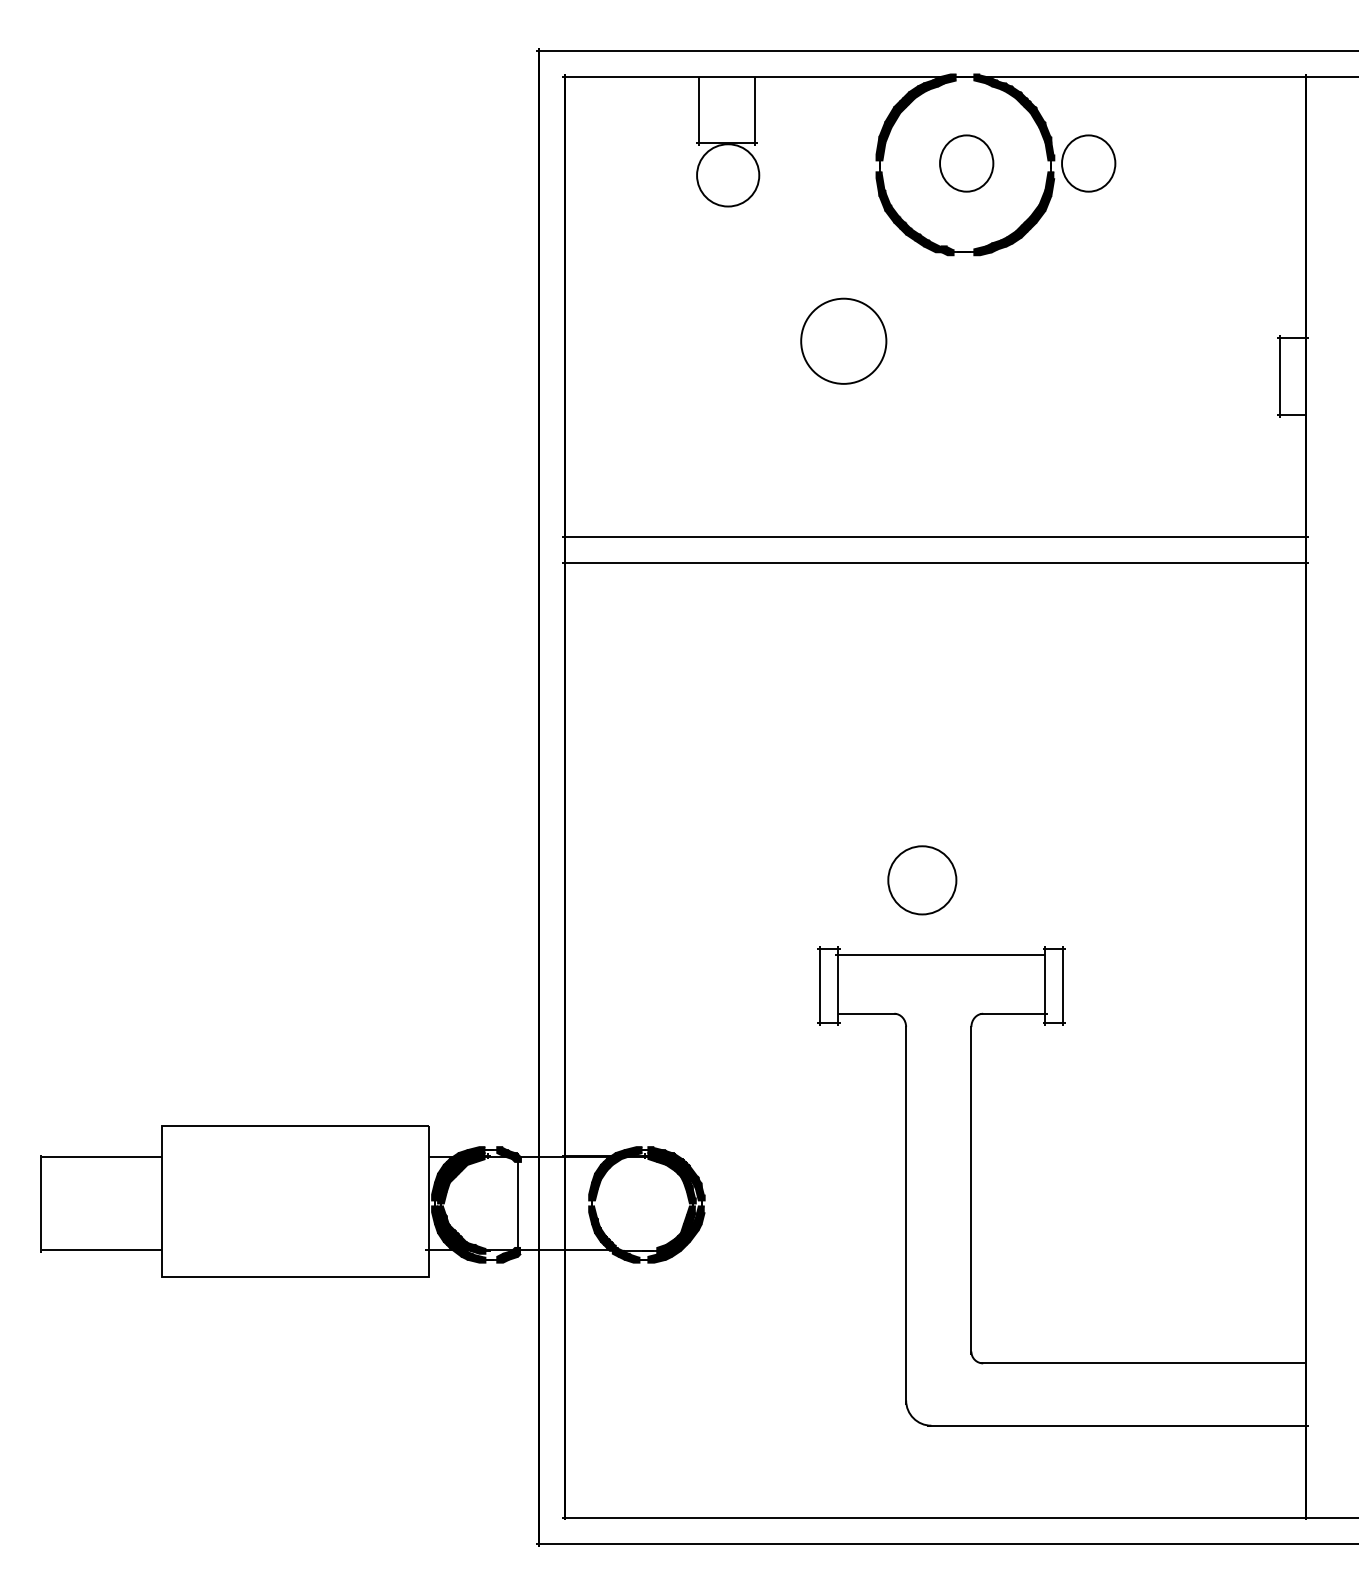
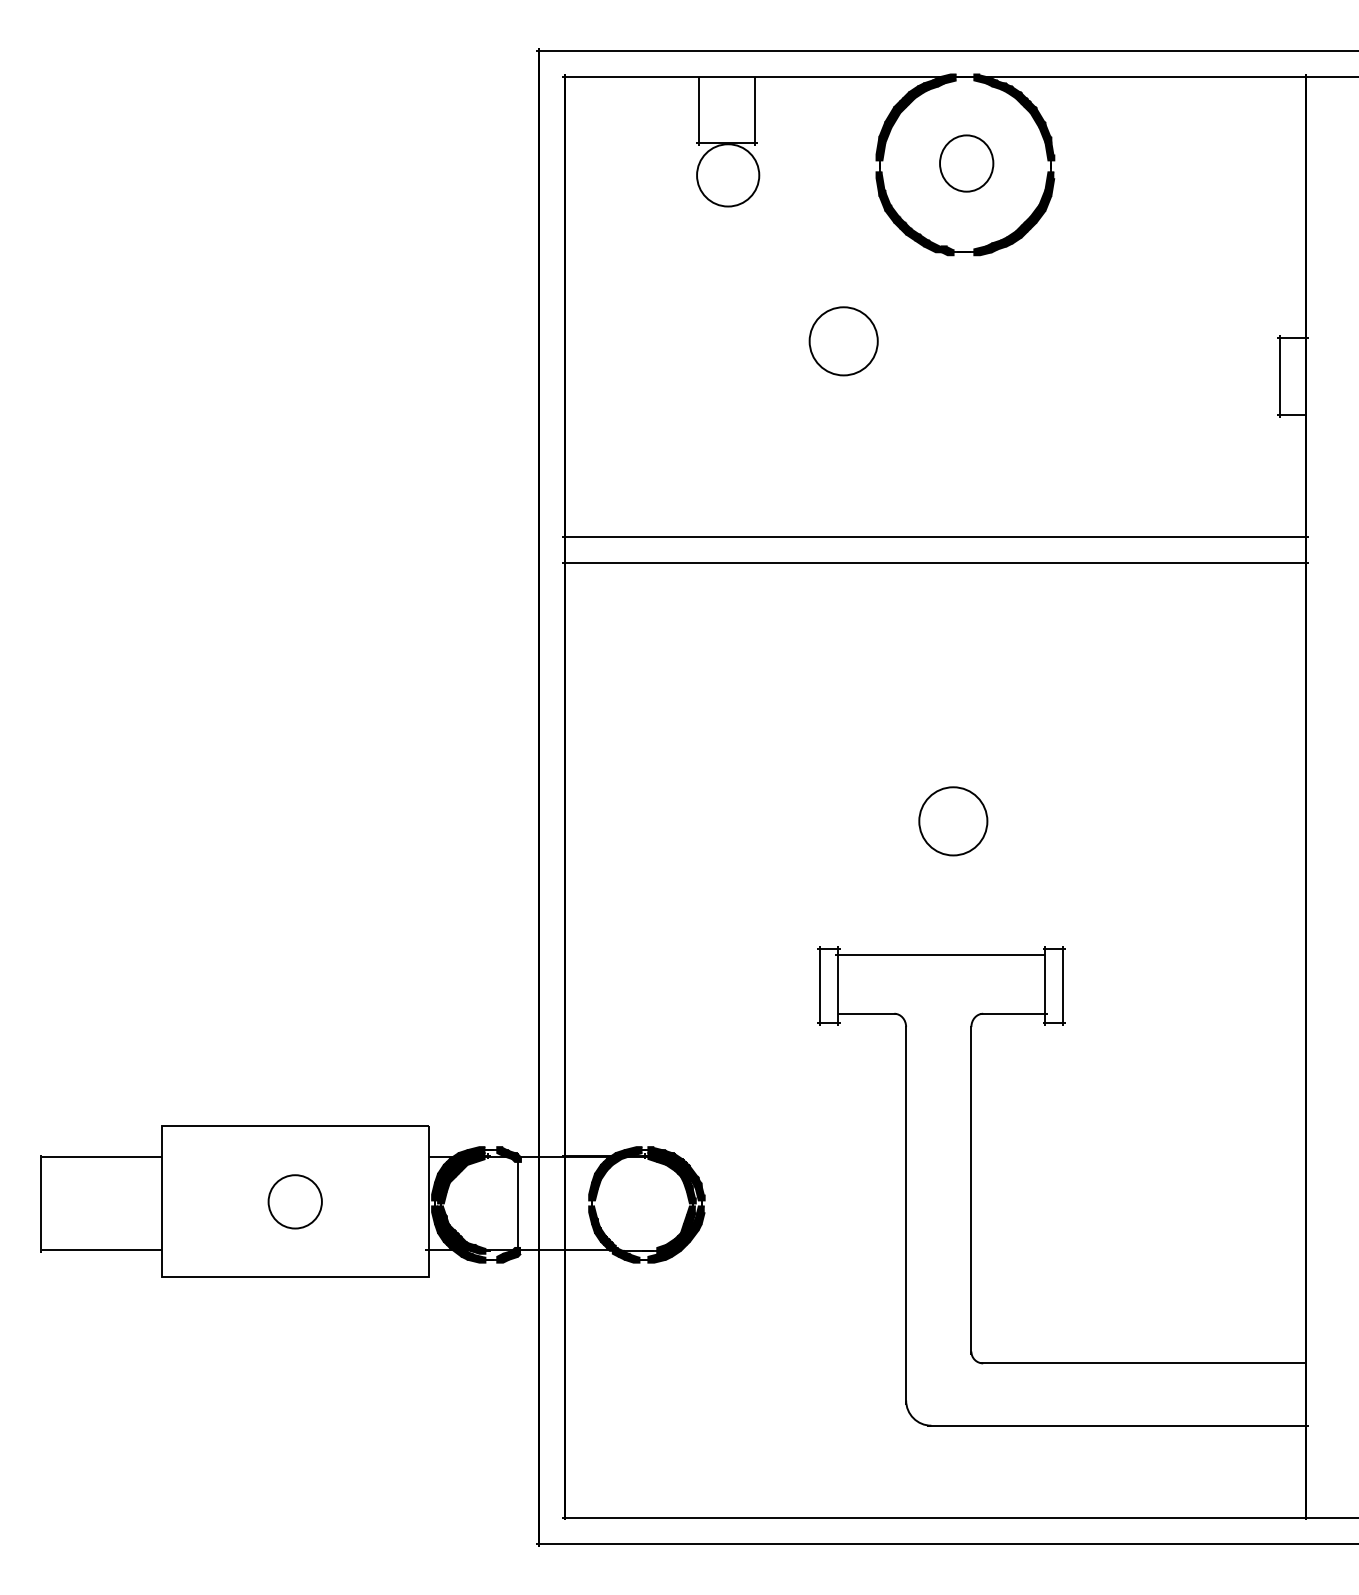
part: present -> none (1088, 163)
part size: 88x88 px -> 71x71 px (843, 341)
part position: (922, 880) -> (953, 821) (953, 821)
part: none -> present (294, 1201)
